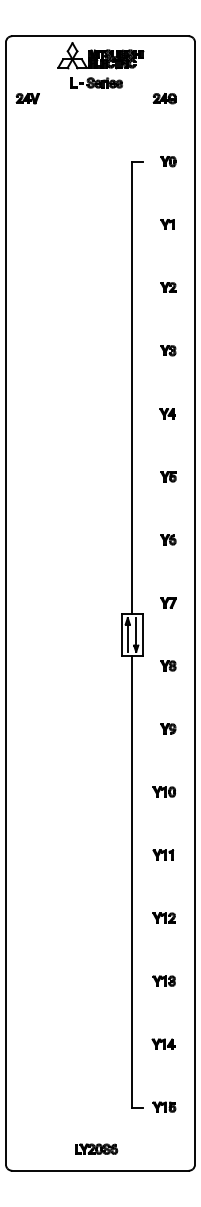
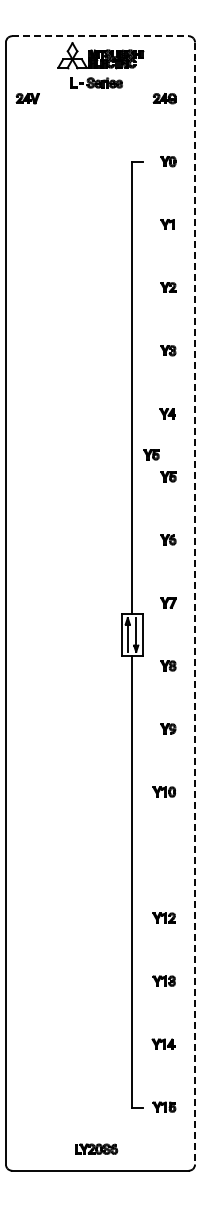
line: solid -> dashed (100, 36)
part: none -> present (151, 454)
line: solid -> dashed (195, 603)
part: present -> none (163, 854)
